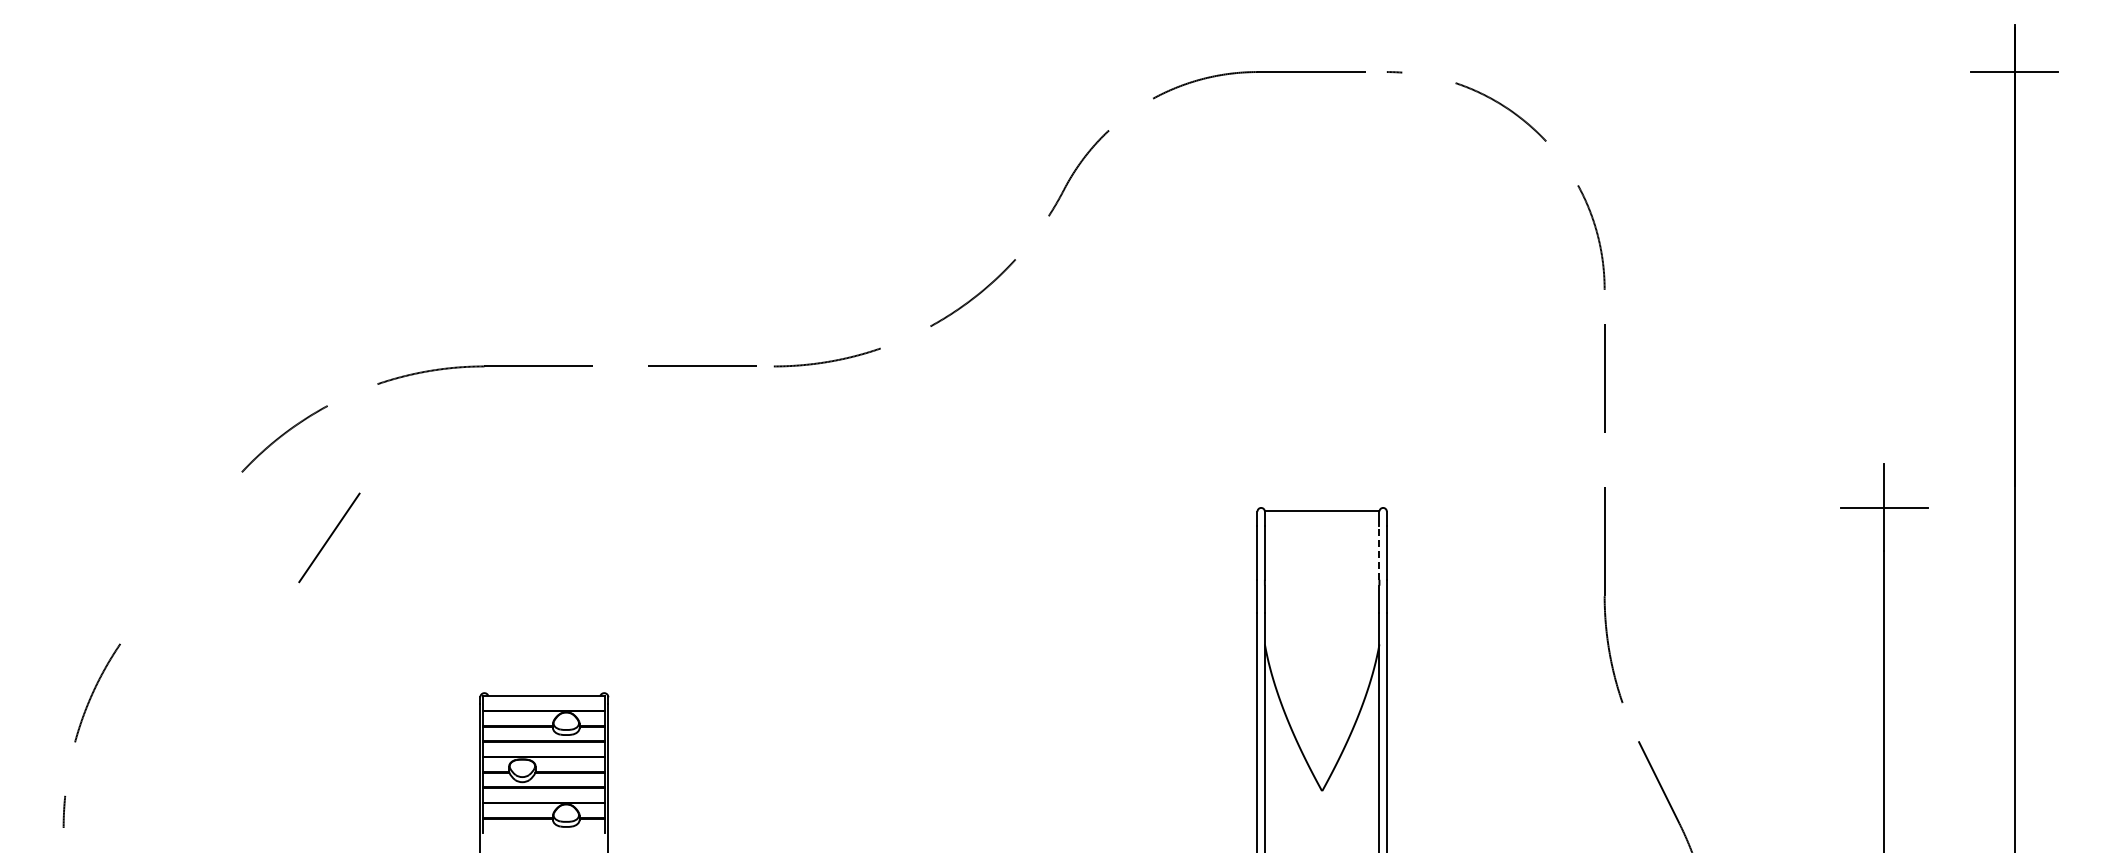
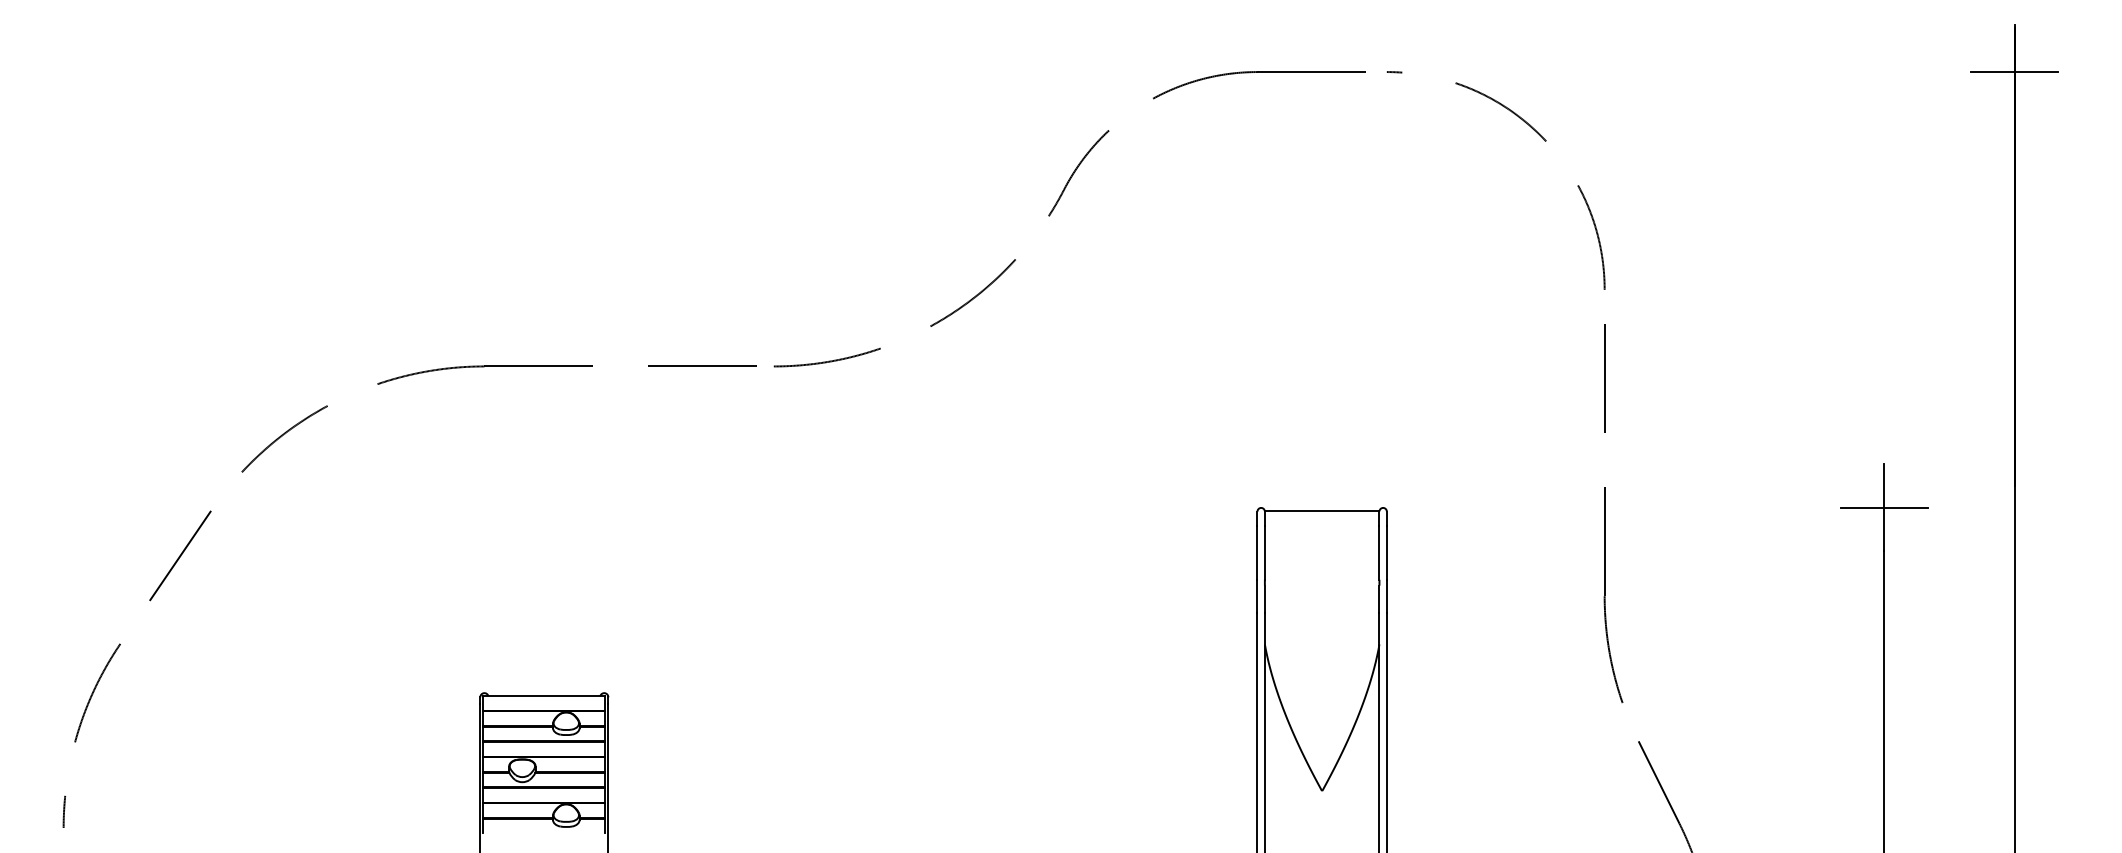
line position: (329, 537) -> (180, 555) (180, 555)
line: dashed -> solid (1379, 552)
